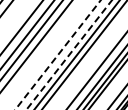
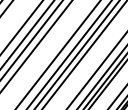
line: dashed -> solid (58, 54)
line: dashed -> solid (69, 54)
